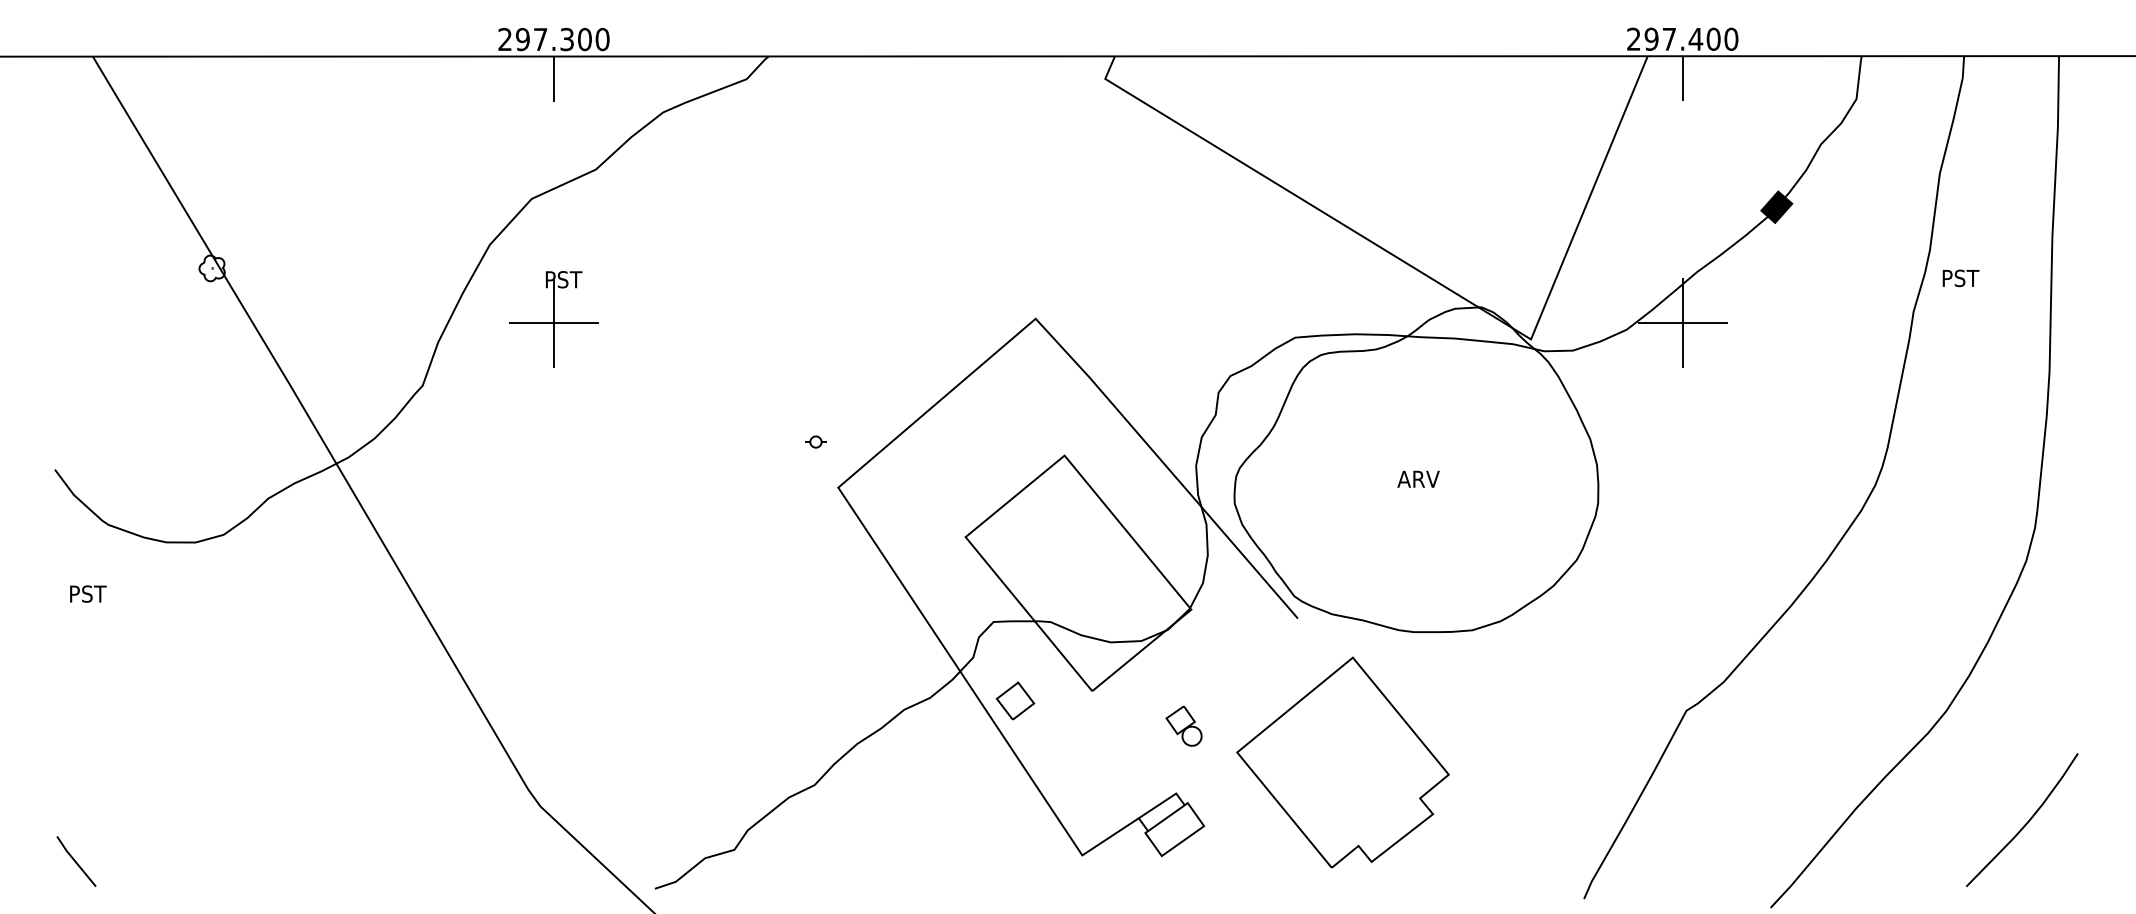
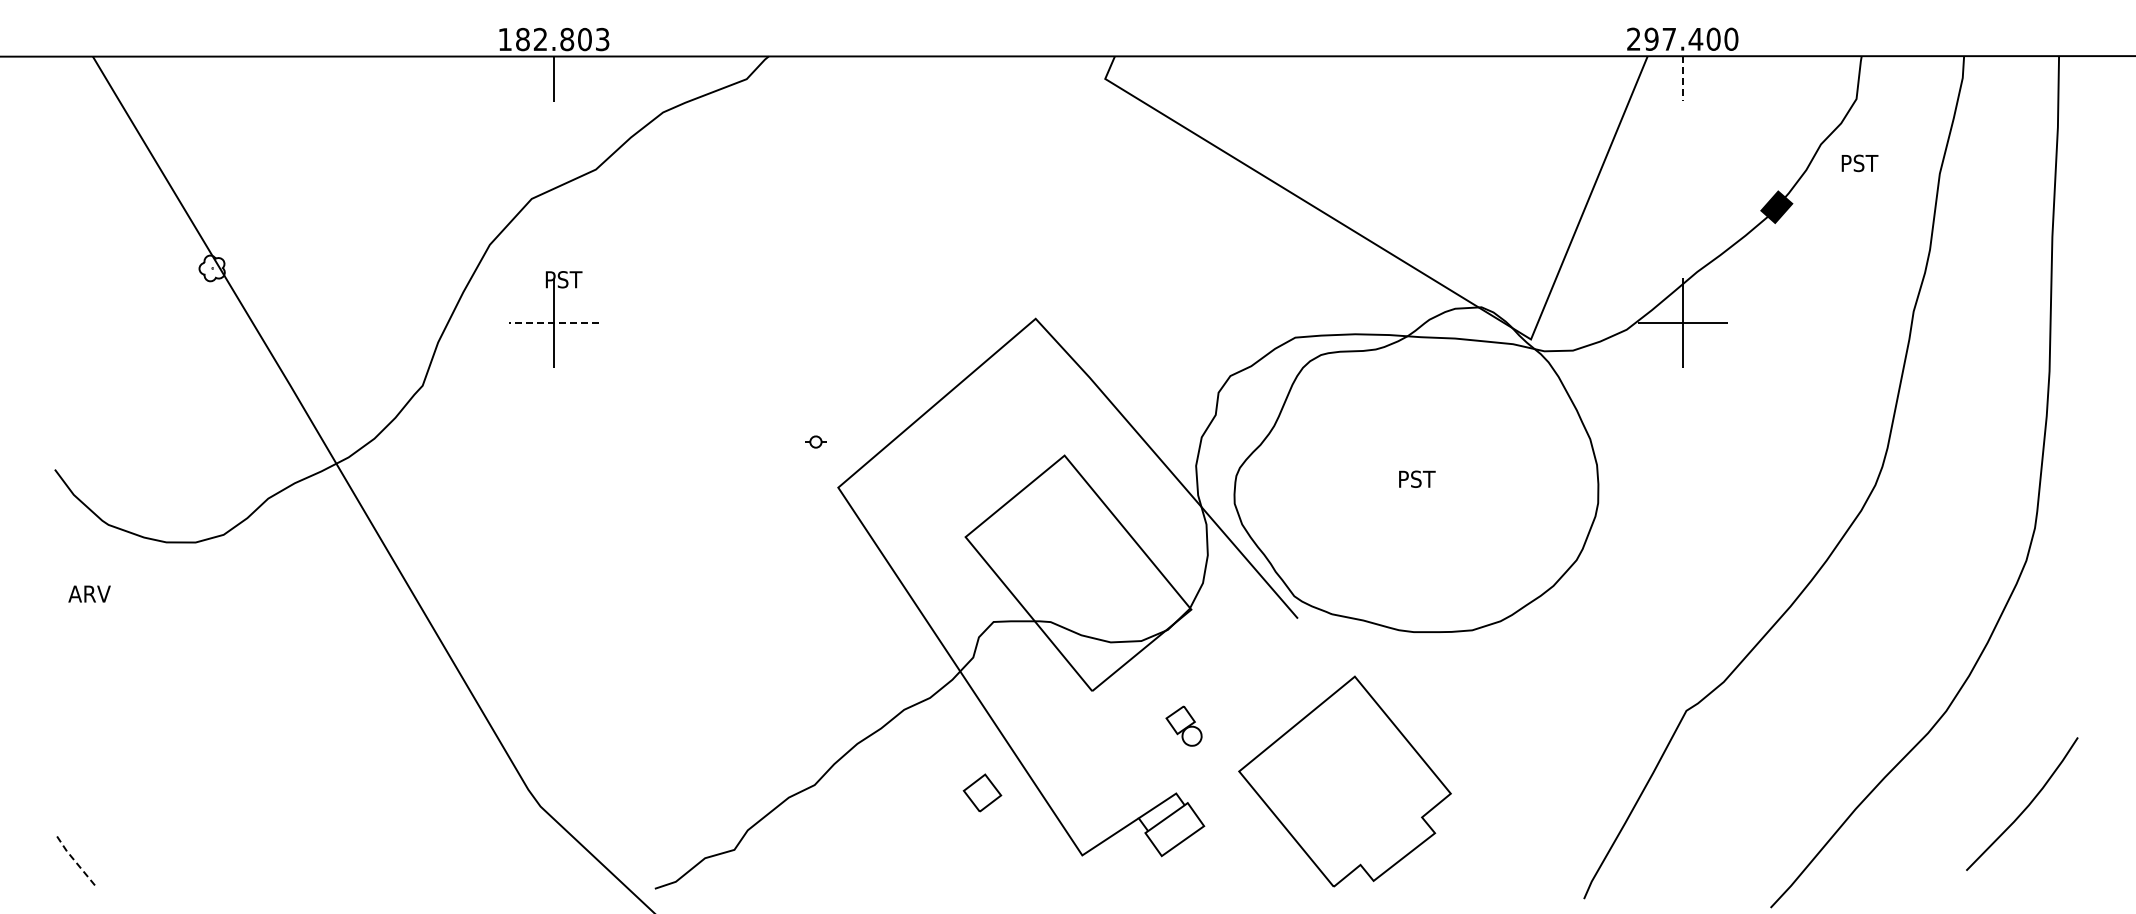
text: 297.300 -> 182.803 (553, 39)
line: solid -> dashed (1682, 78)
text position: (1960, 278) -> (1859, 163) (1859, 163)
line: solid -> dashed (553, 322)
text: ARV -> PST (1418, 478)
text: PST -> ARV (89, 593)
part position: (1015, 700) -> (982, 792) (982, 792)
part position: (1342, 762) -> (1344, 781) (1344, 781)
curve position: (2026, 822) -> (2026, 806) (2026, 806)
line: solid -> dashed (75, 861)
